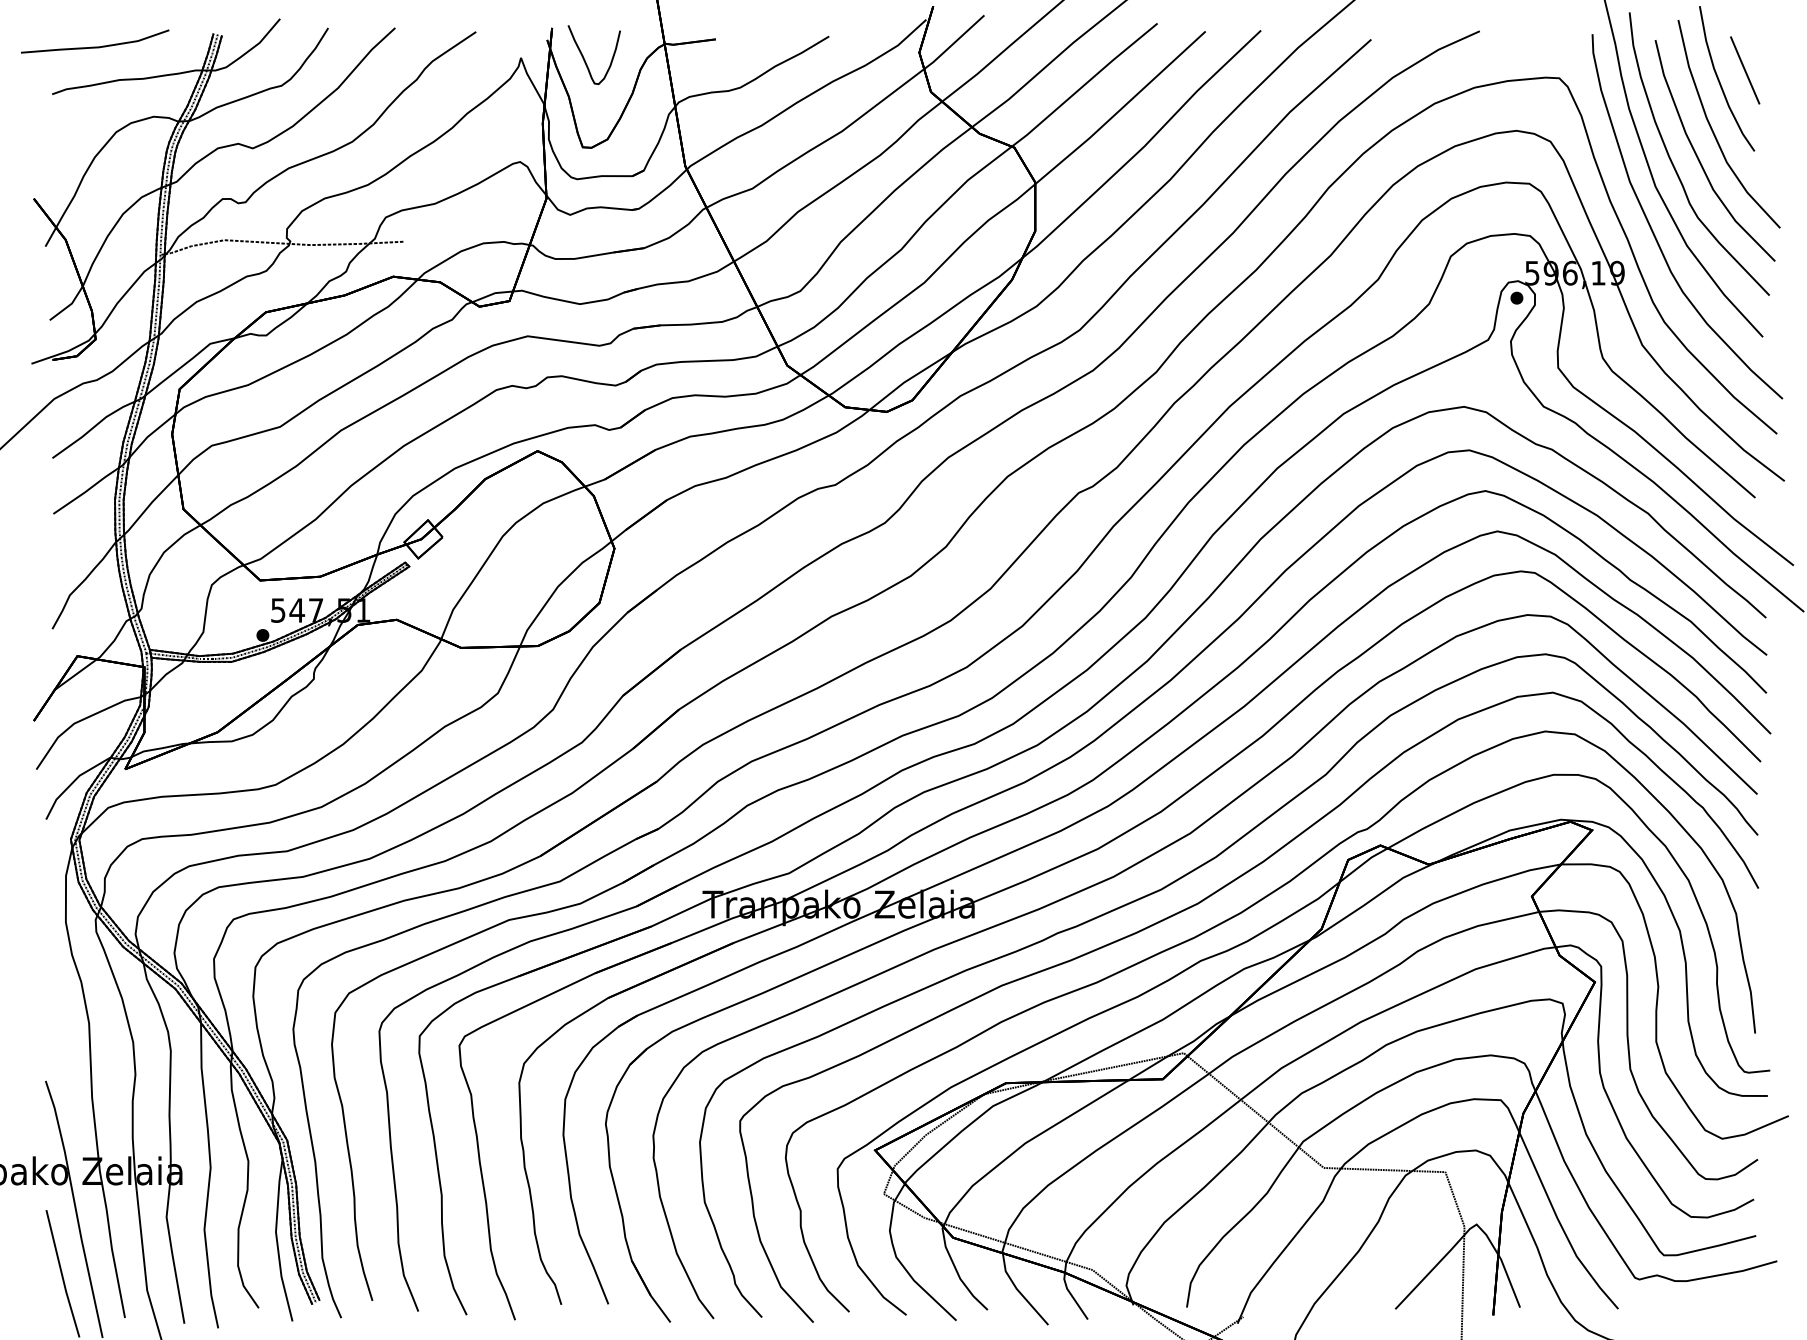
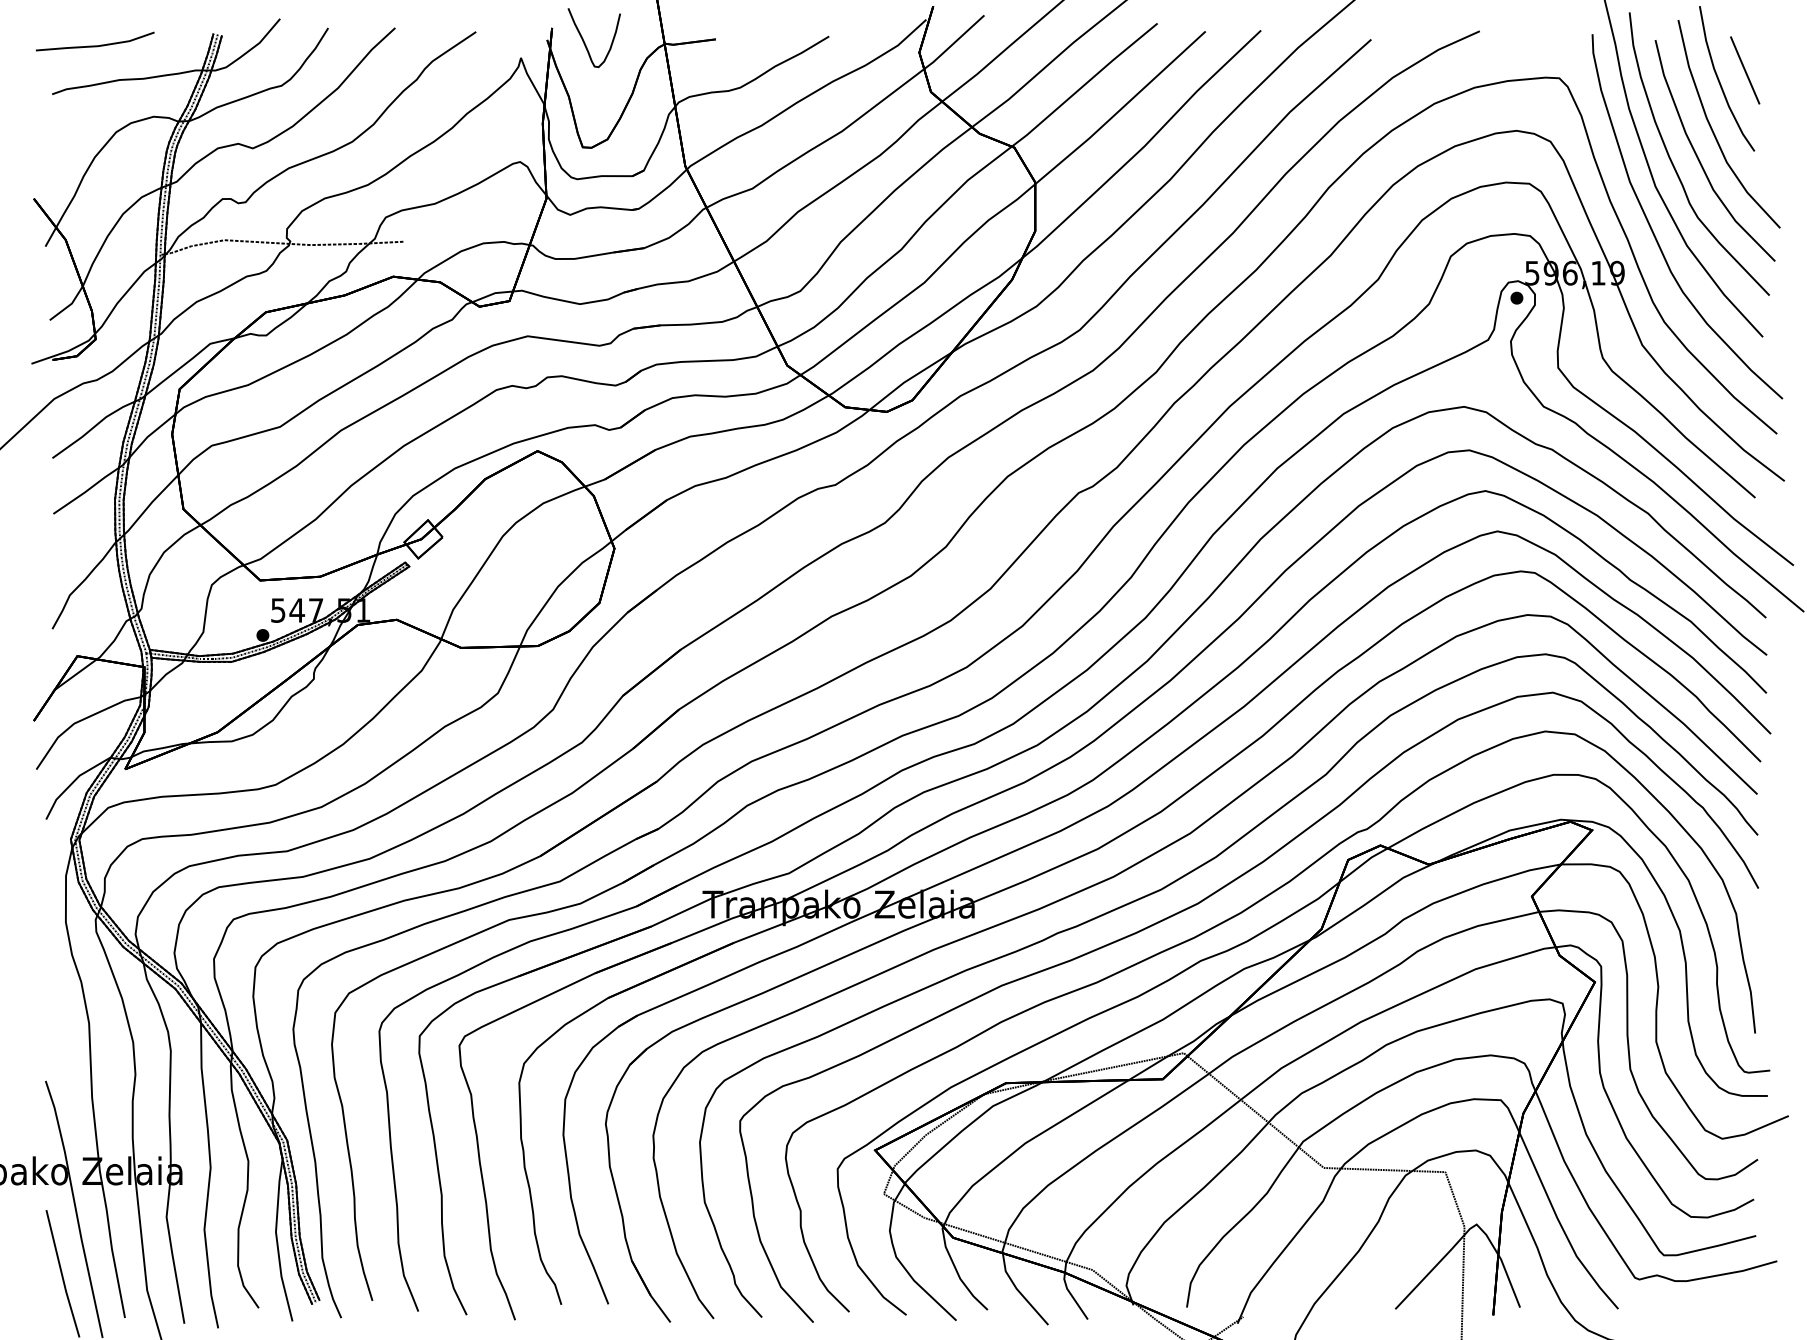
part size: 149x25 px -> 120x21 px (94, 41)
curve position: (585, 59) -> (585, 42) (585, 42)
